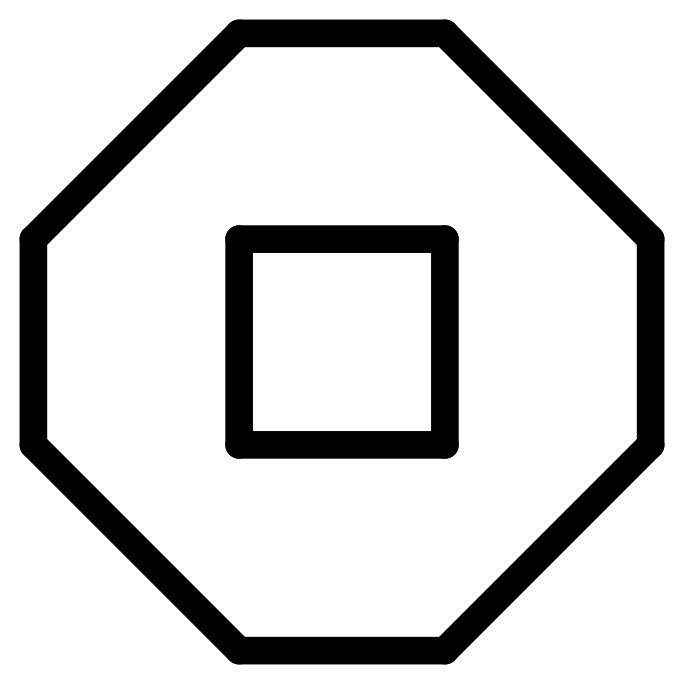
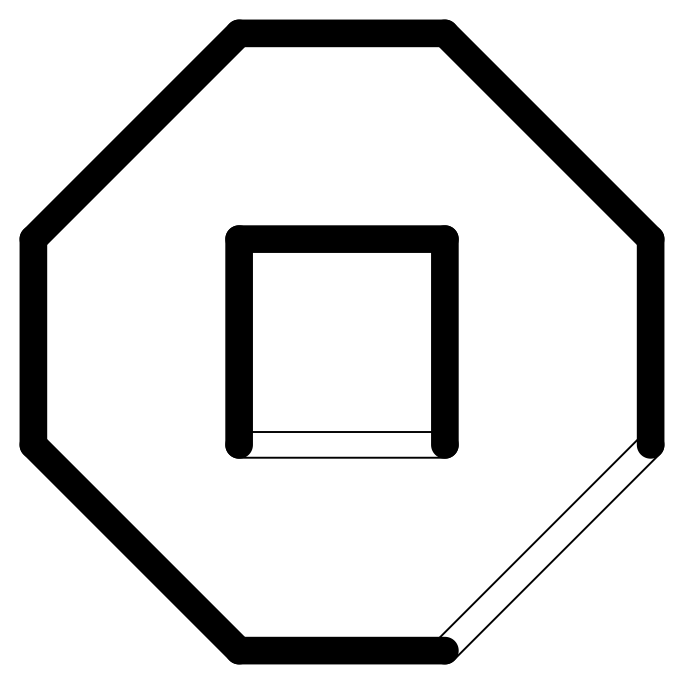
fill: present -> none (341, 444)
fill: present -> none (547, 547)
